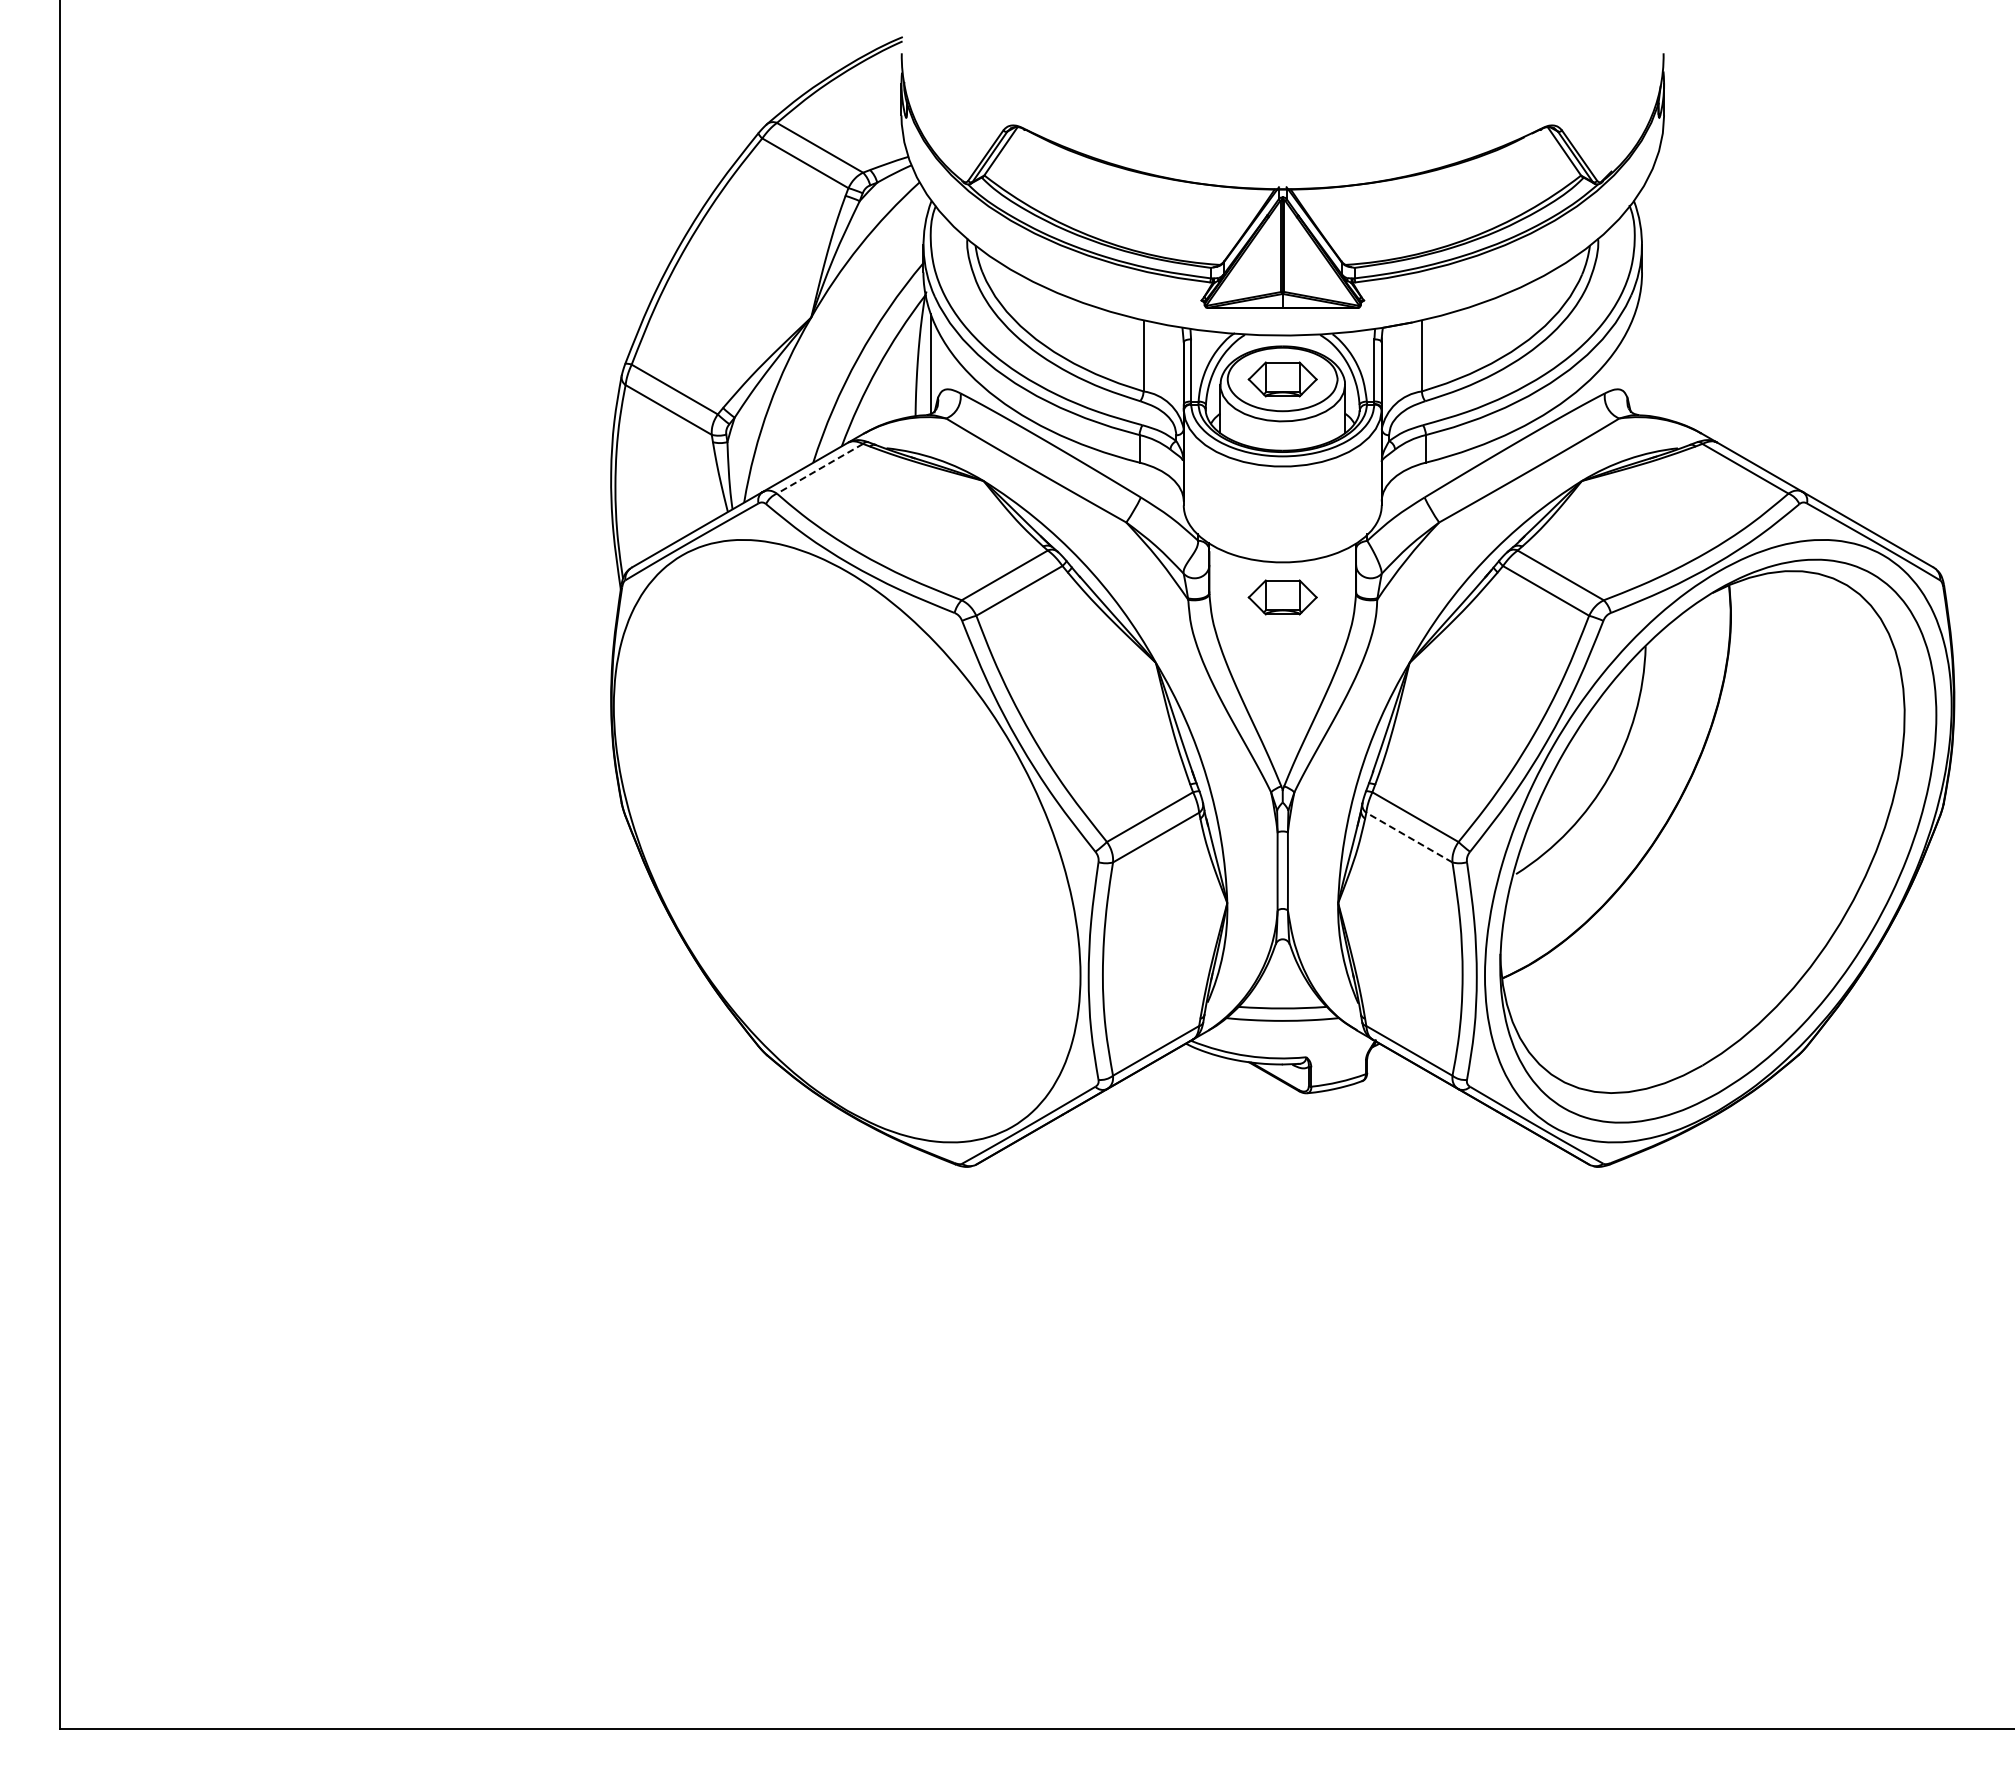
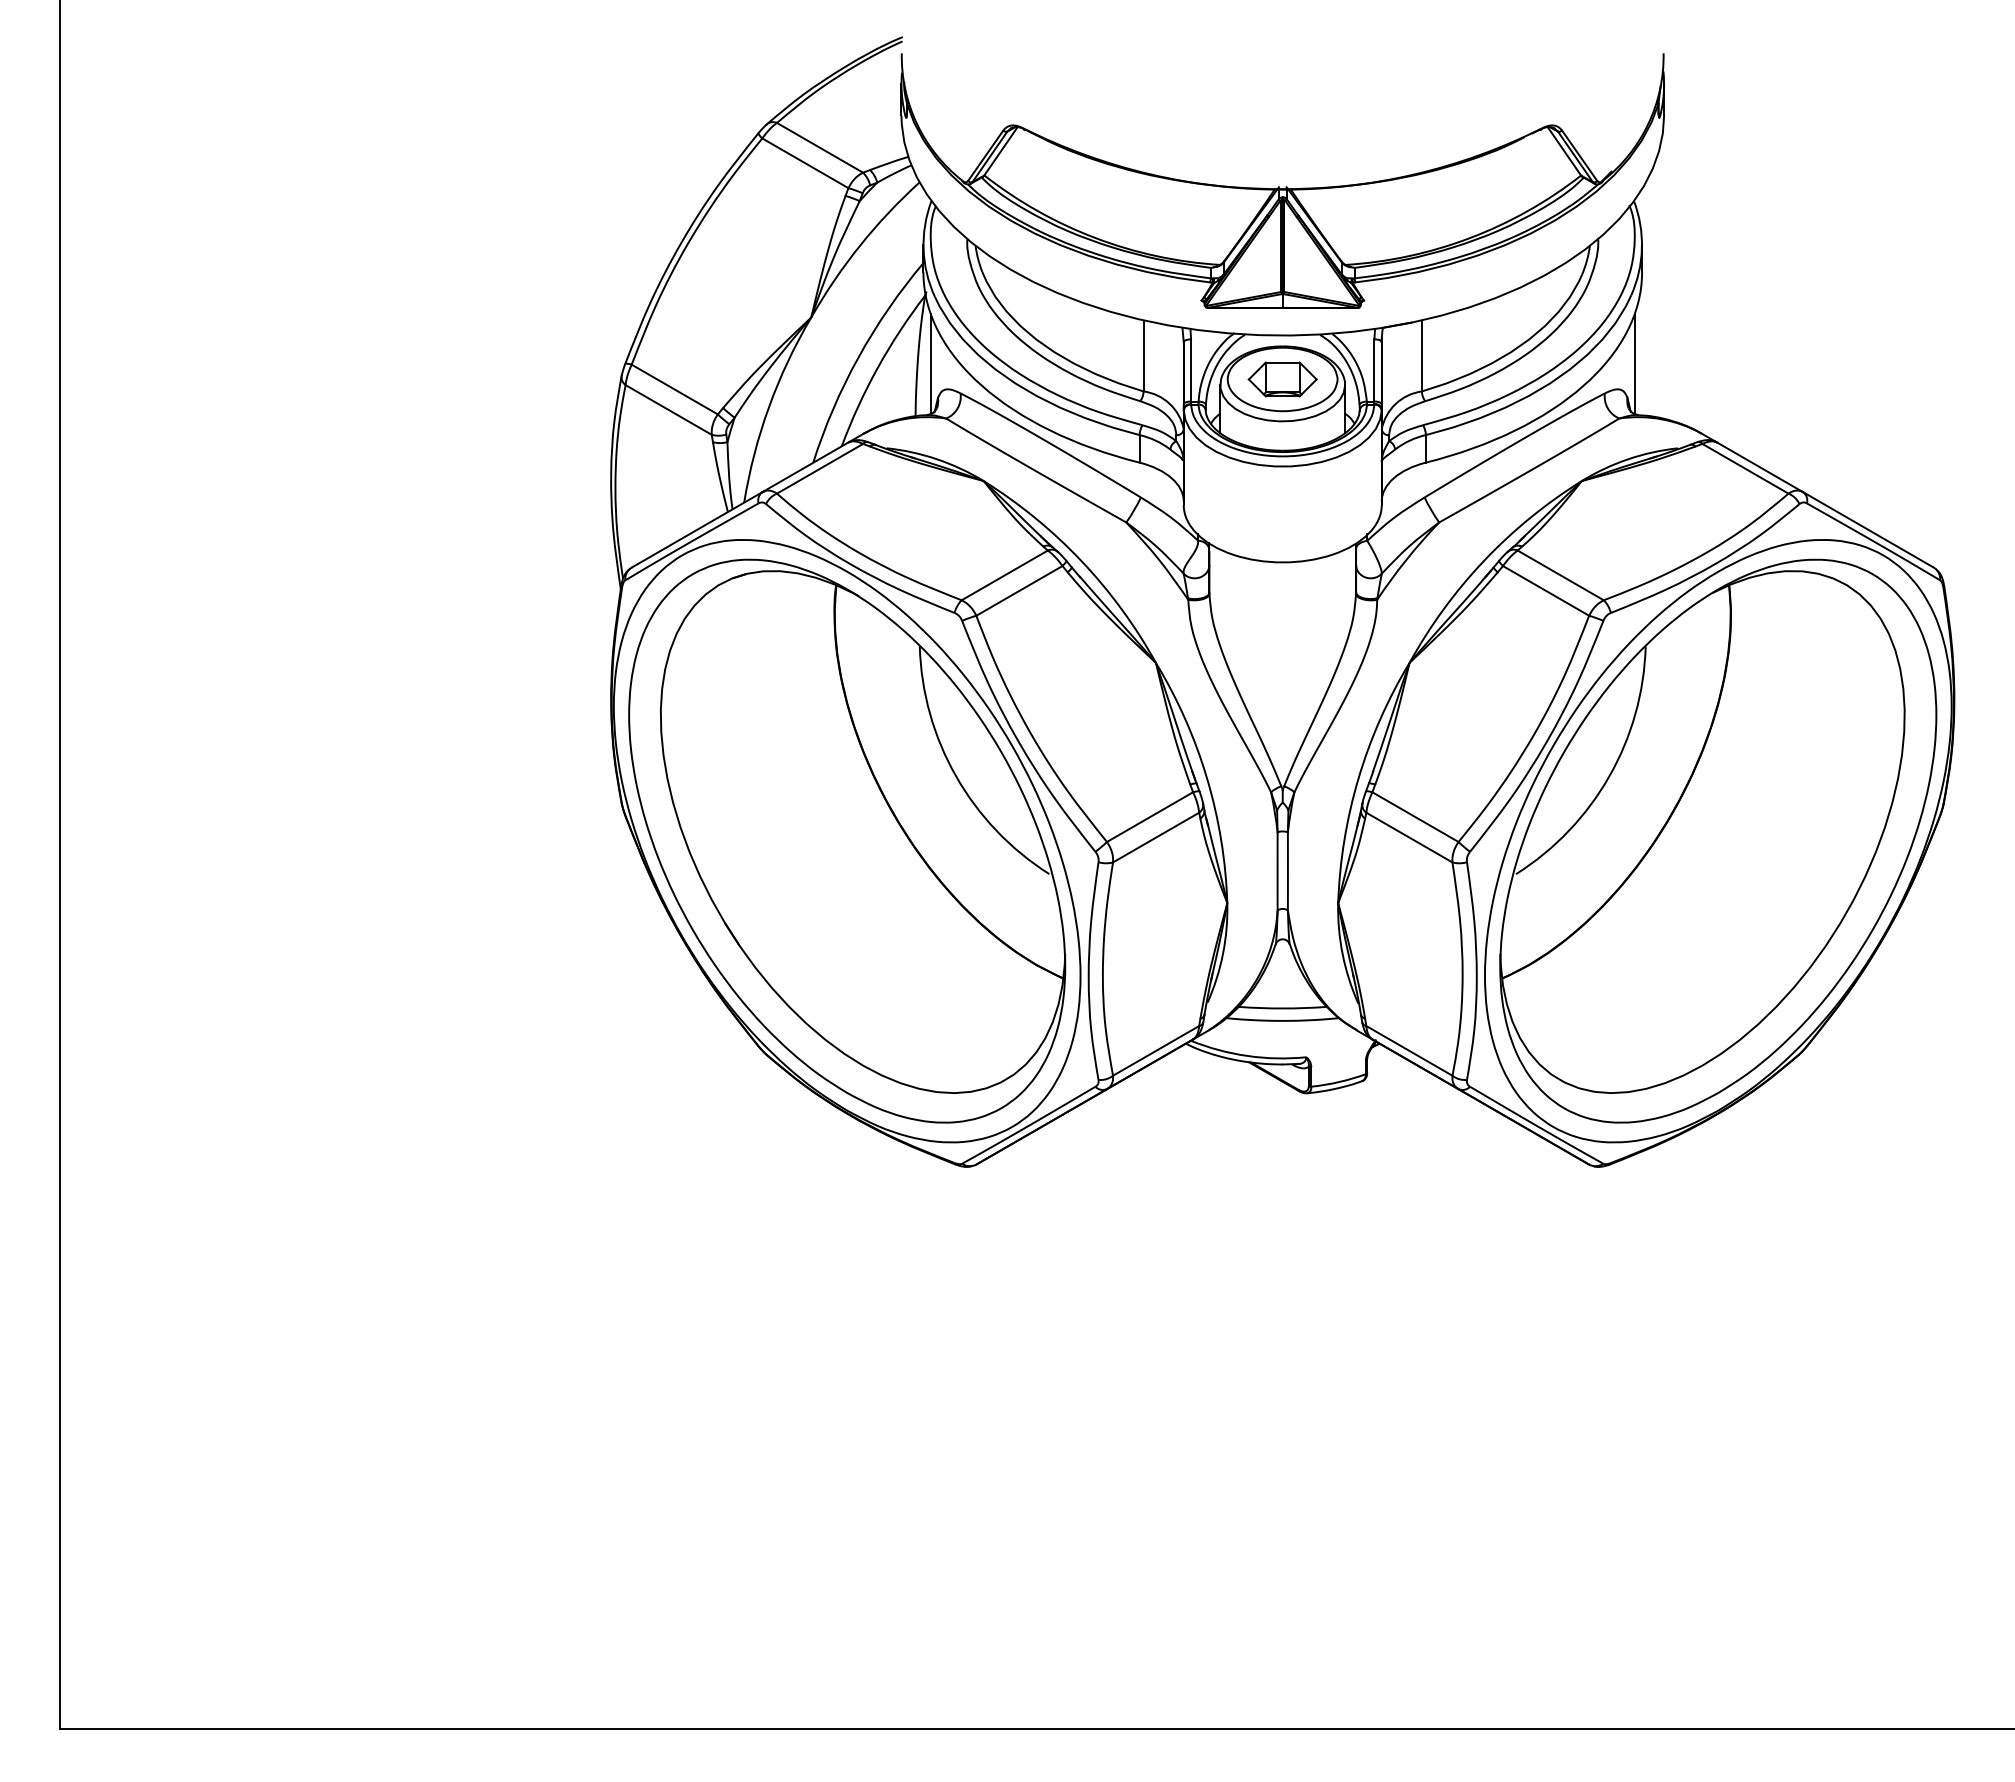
line: none -> present (1634, 363)
line: dashed -> solid (820, 468)
part: present -> none (1282, 597)
line: dashed -> solid (1409, 837)
part: none -> present (847, 840)
